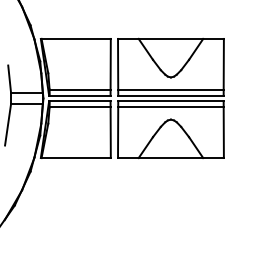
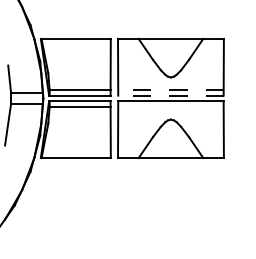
line: solid -> dashed (170, 89)
line: solid -> dashed (170, 95)
line: present -> none (170, 107)
